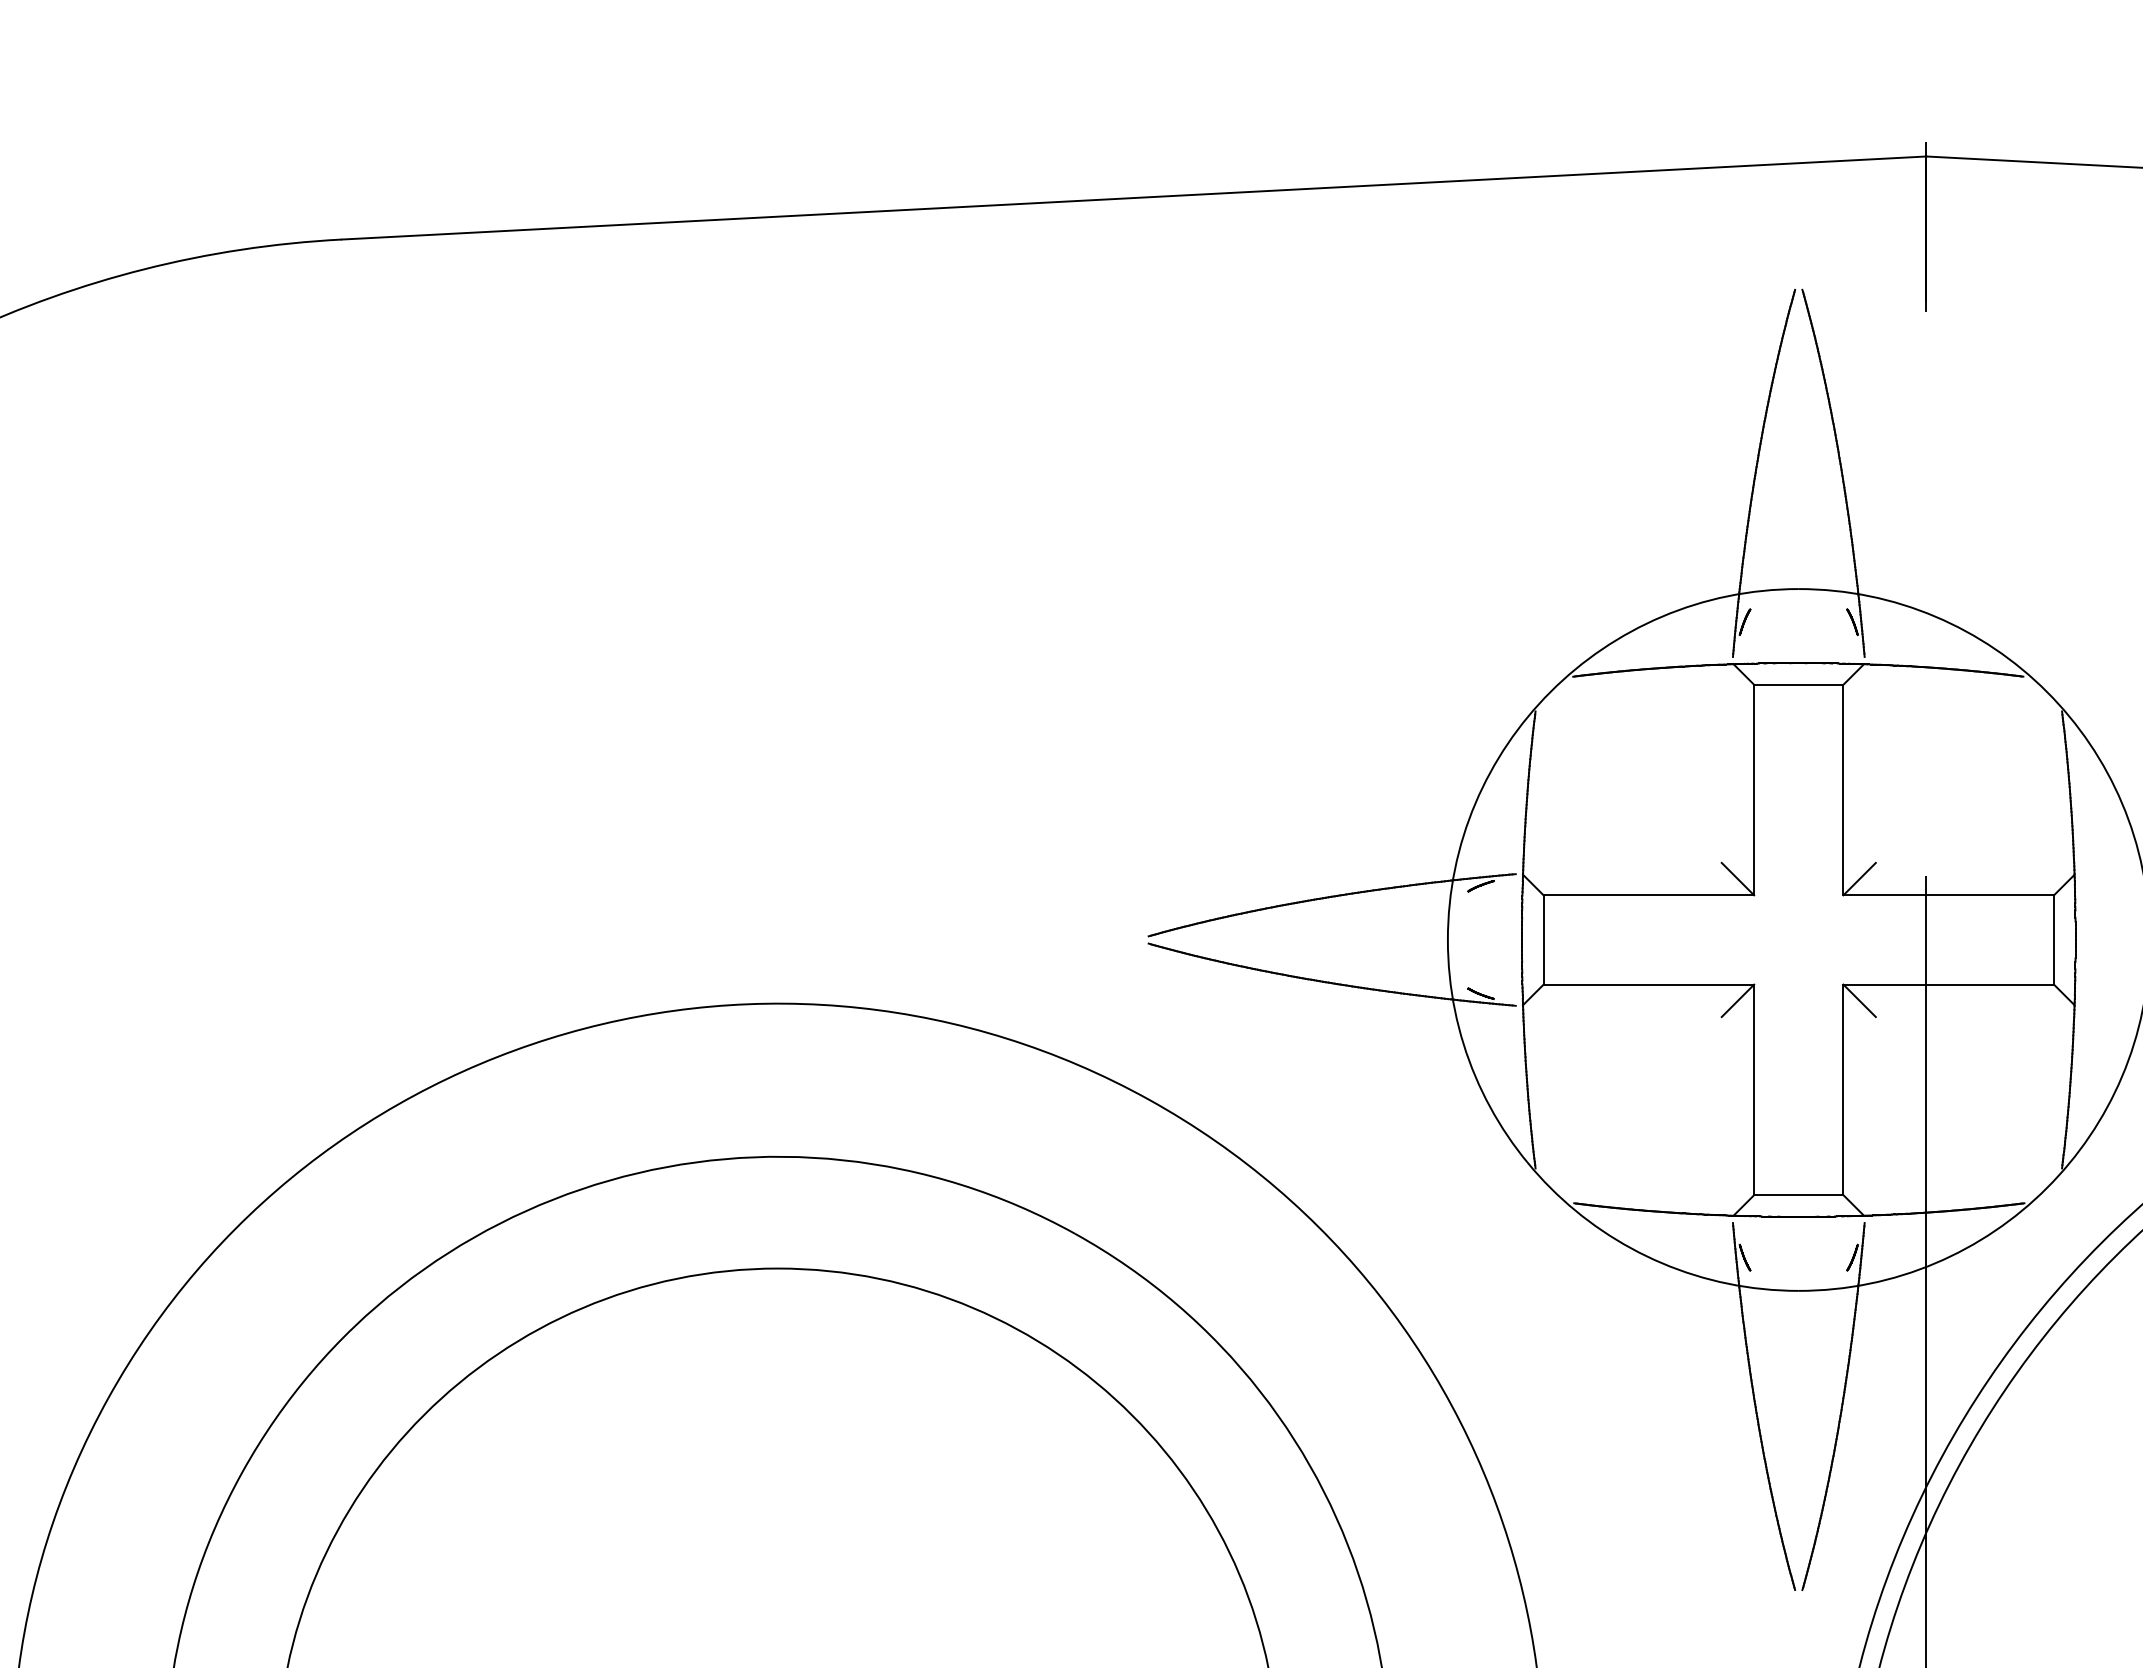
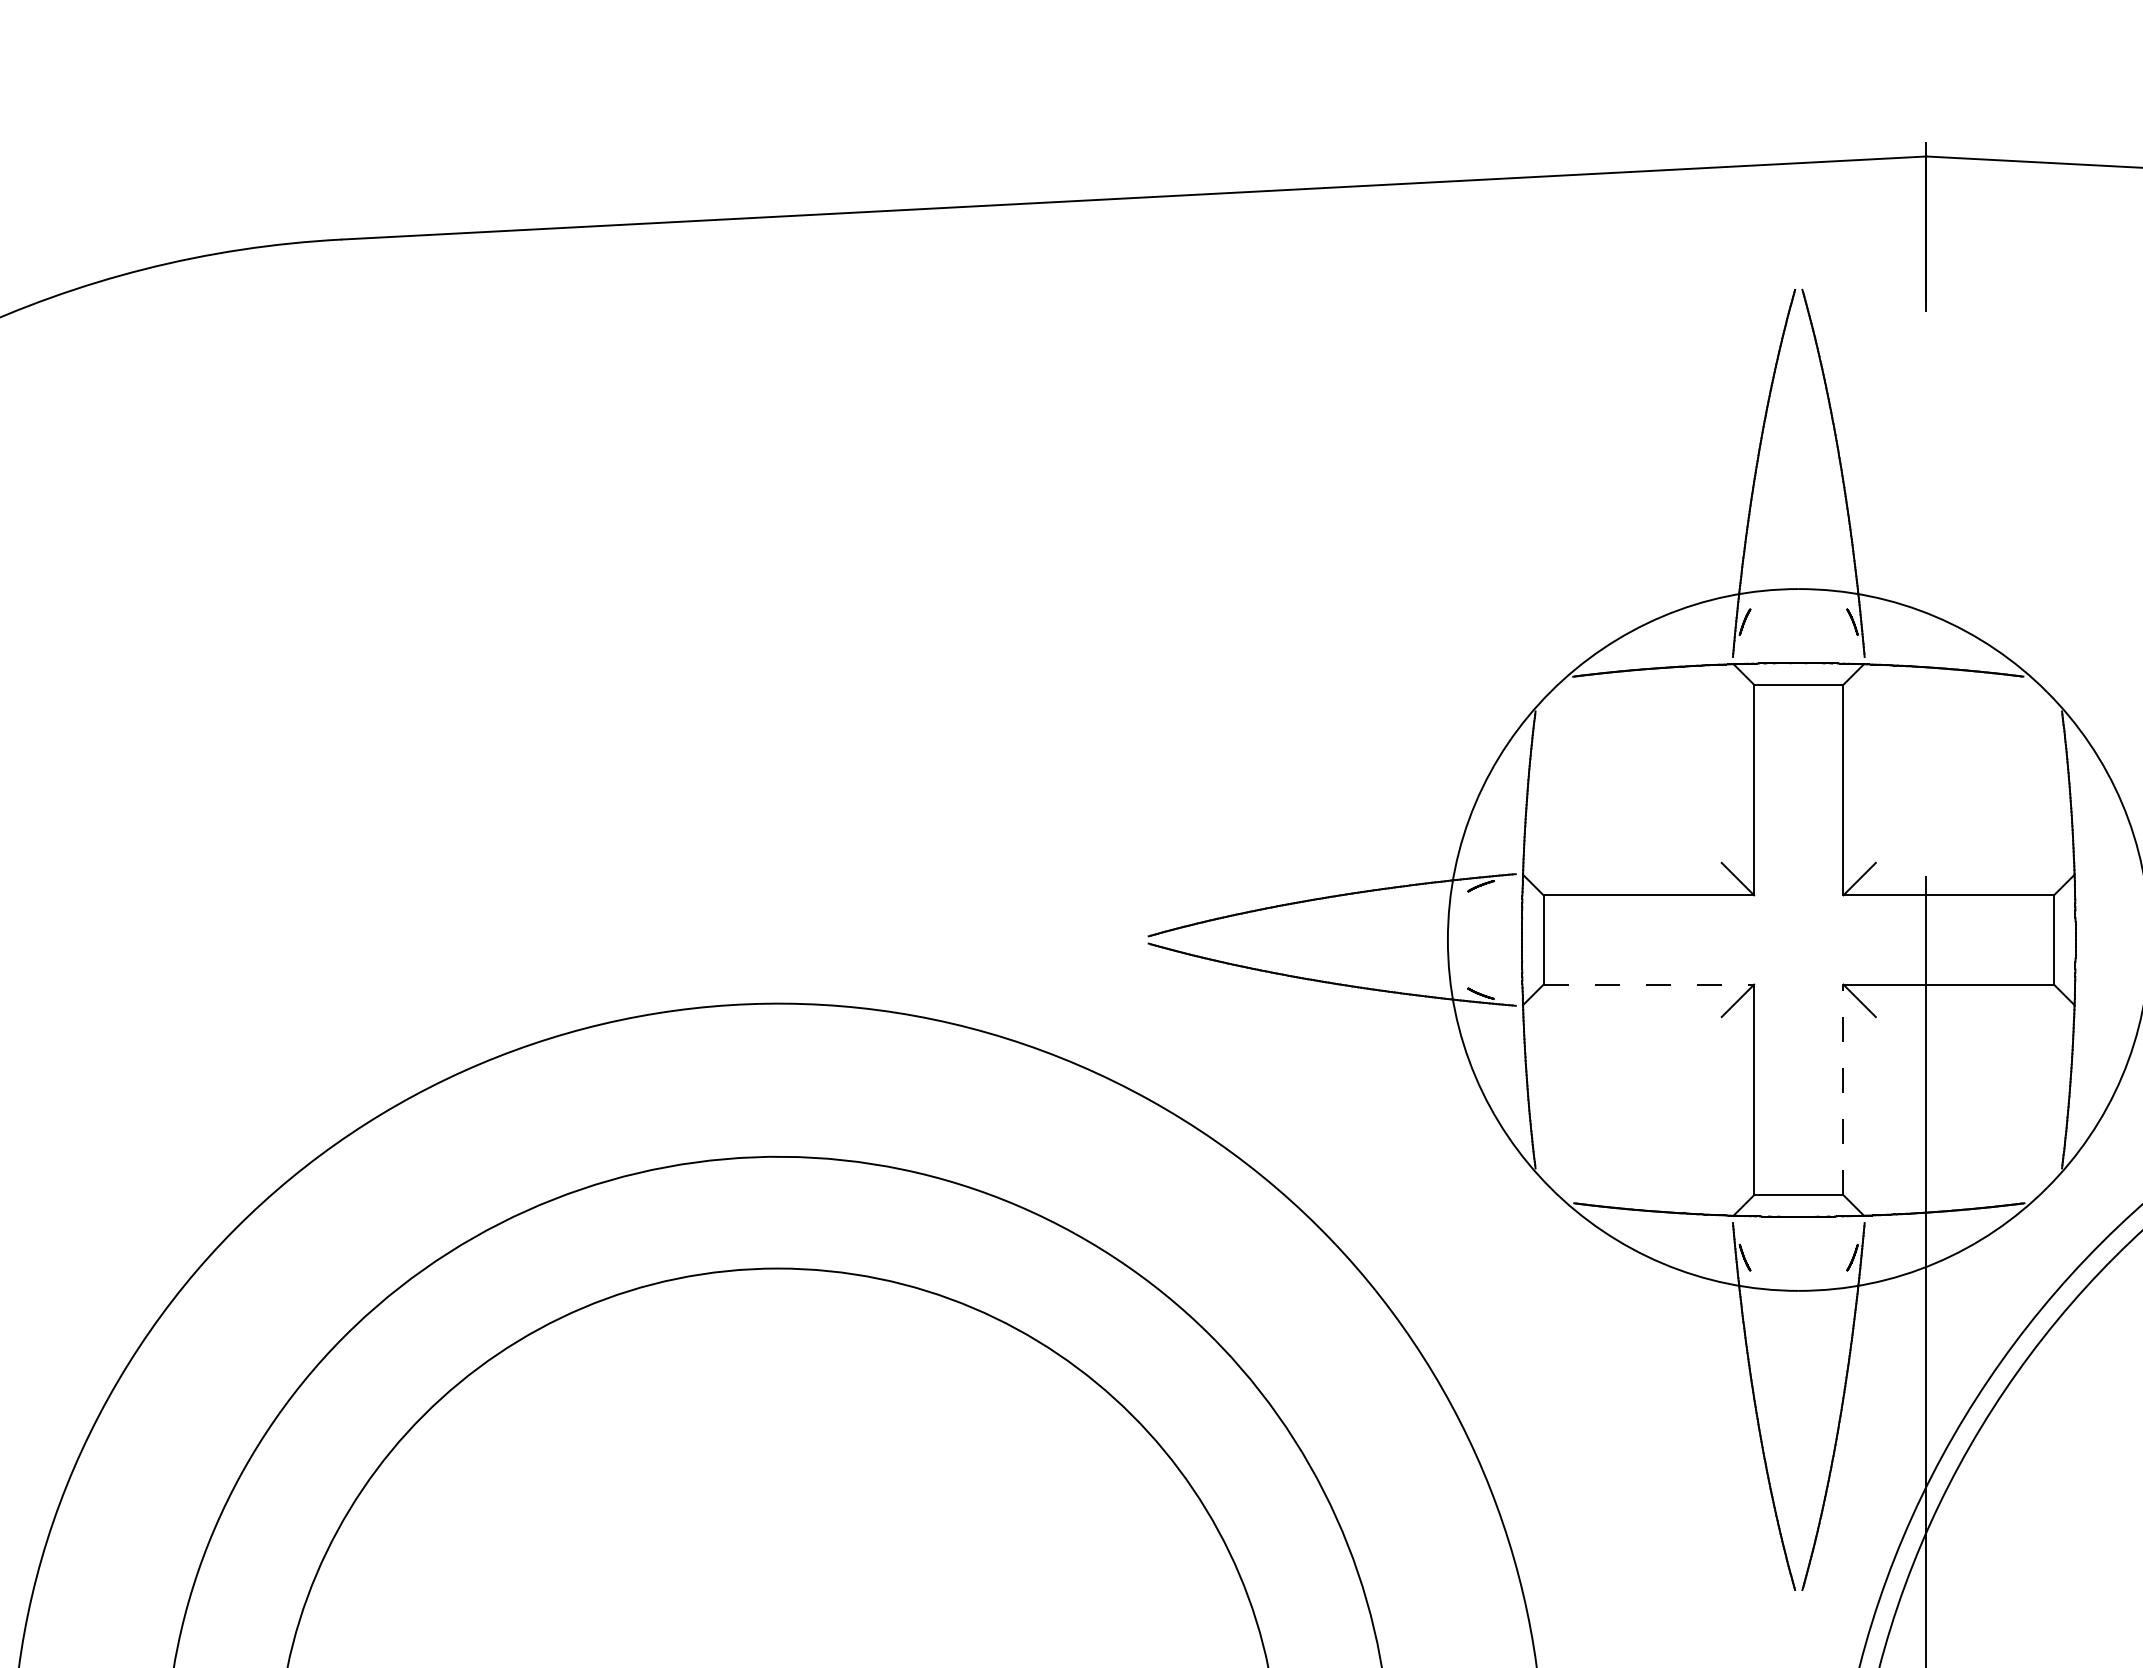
line: solid -> dashed (1649, 984)
line: solid -> dashed (1843, 1089)
